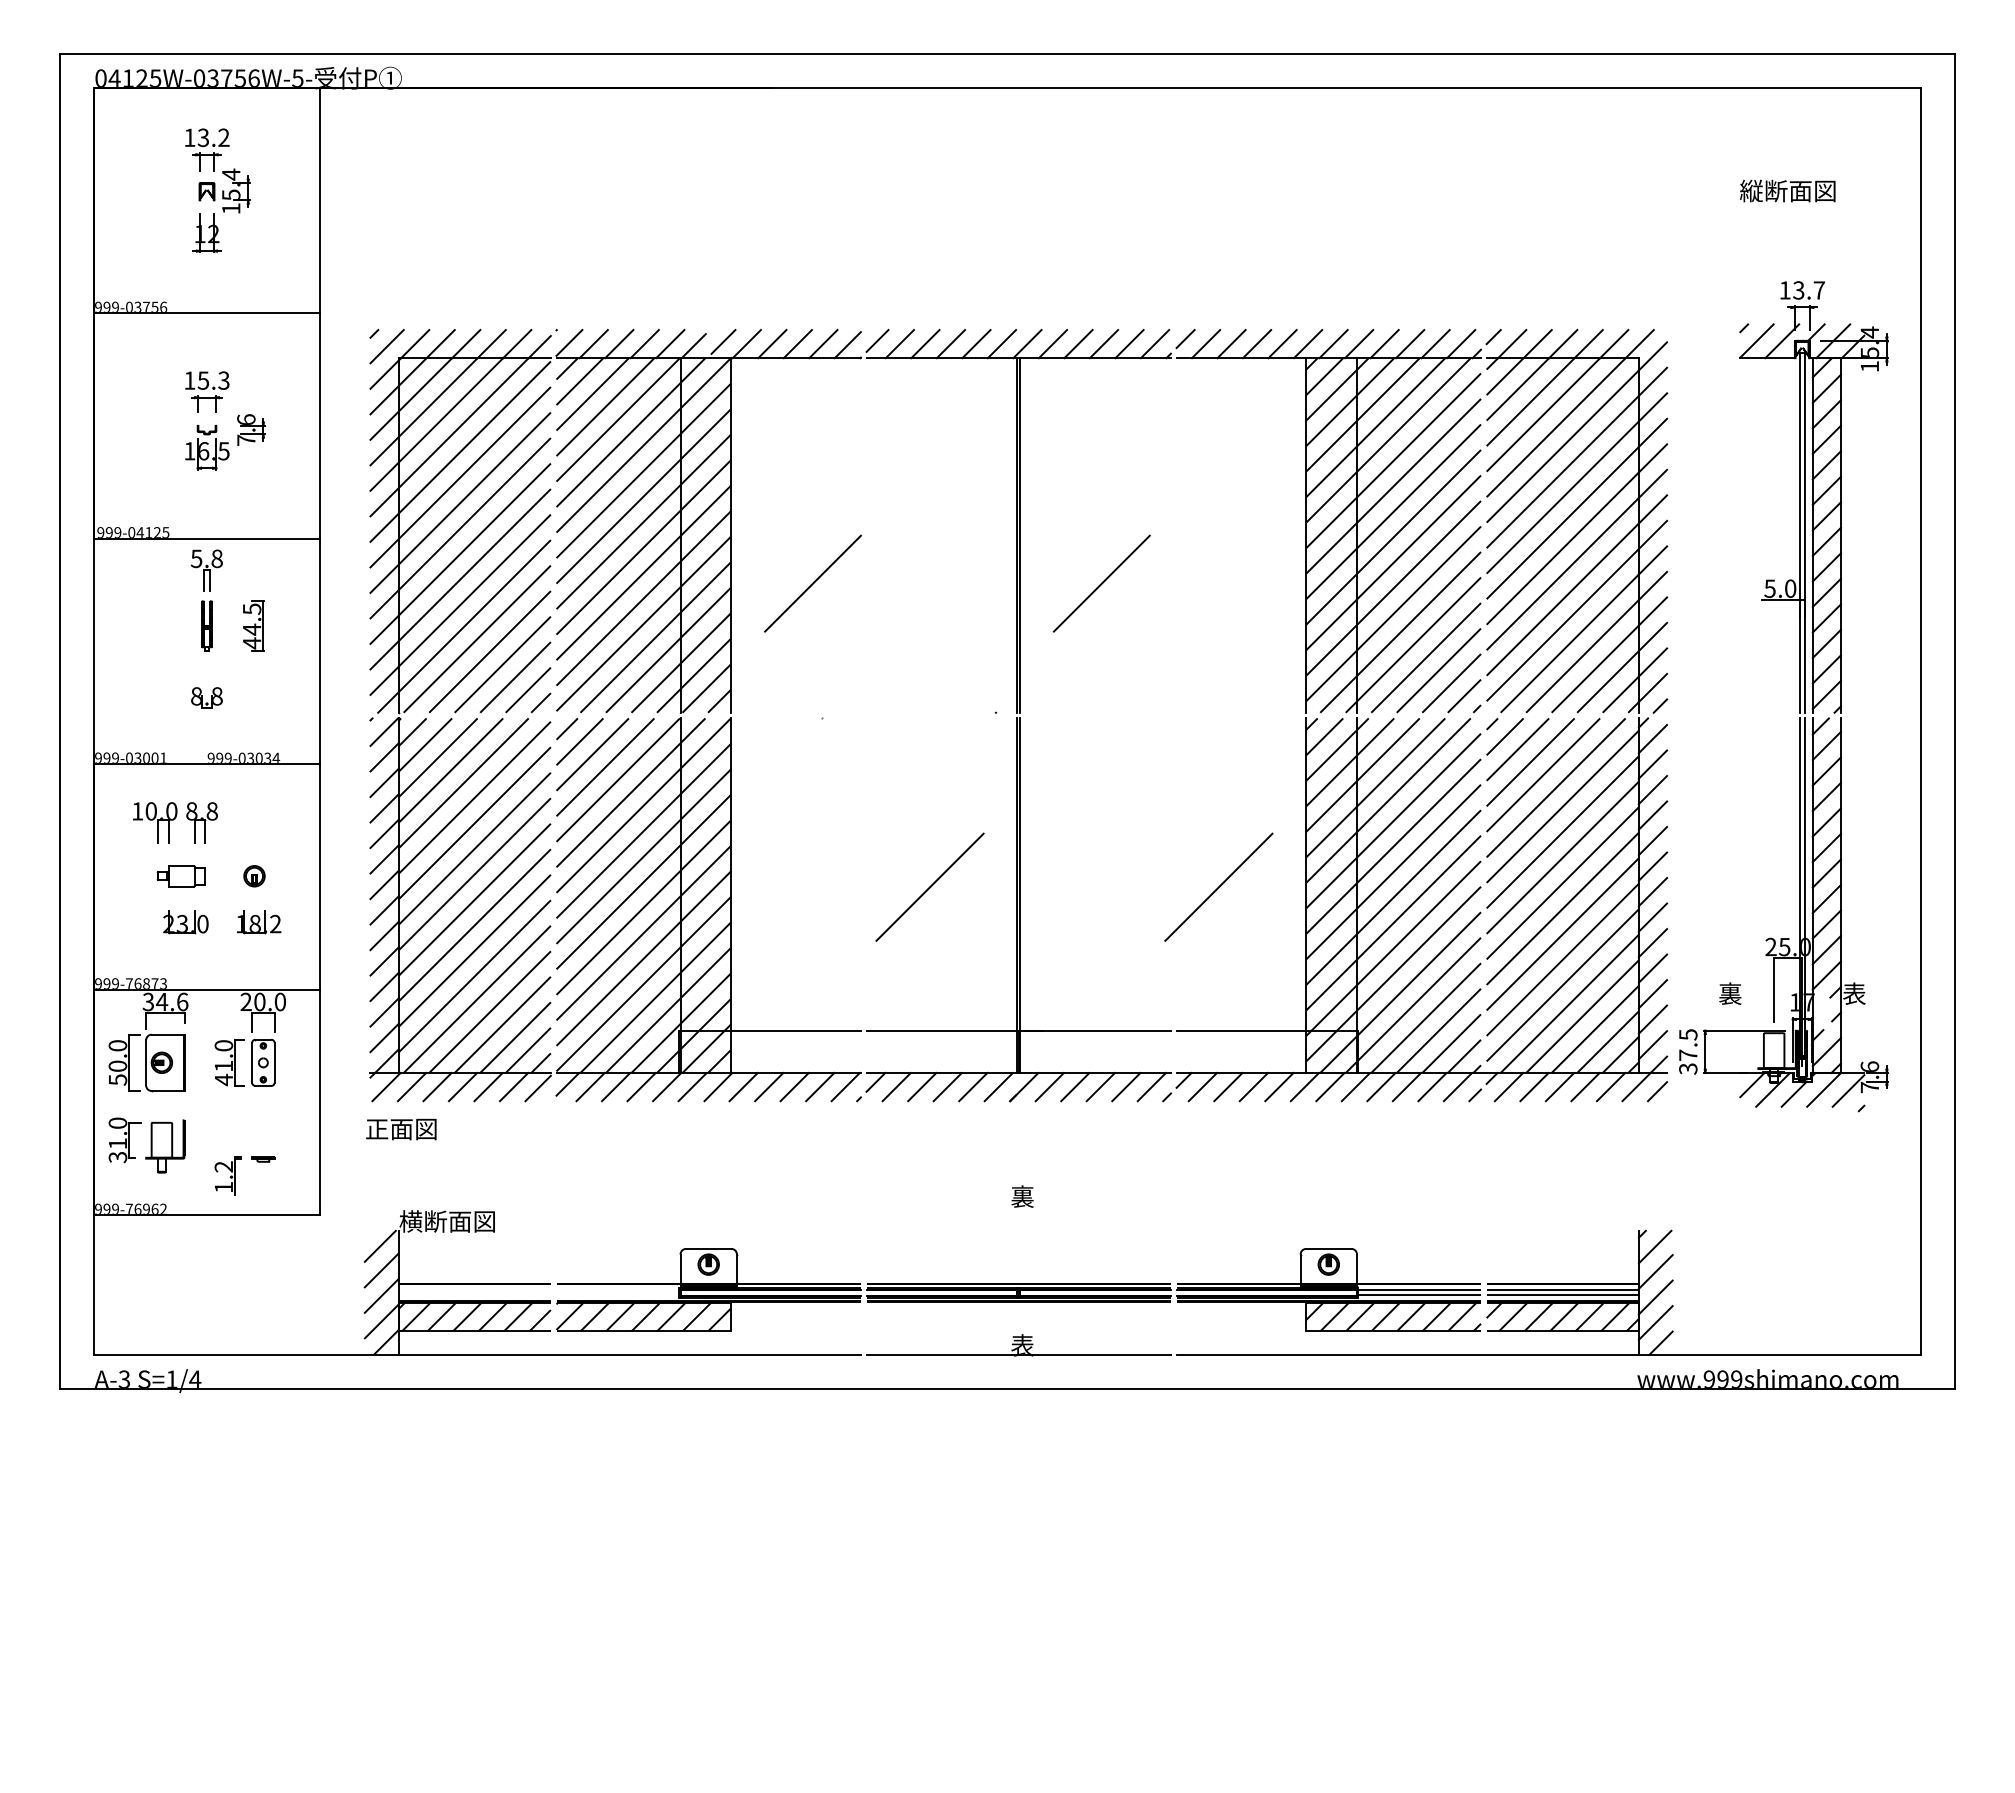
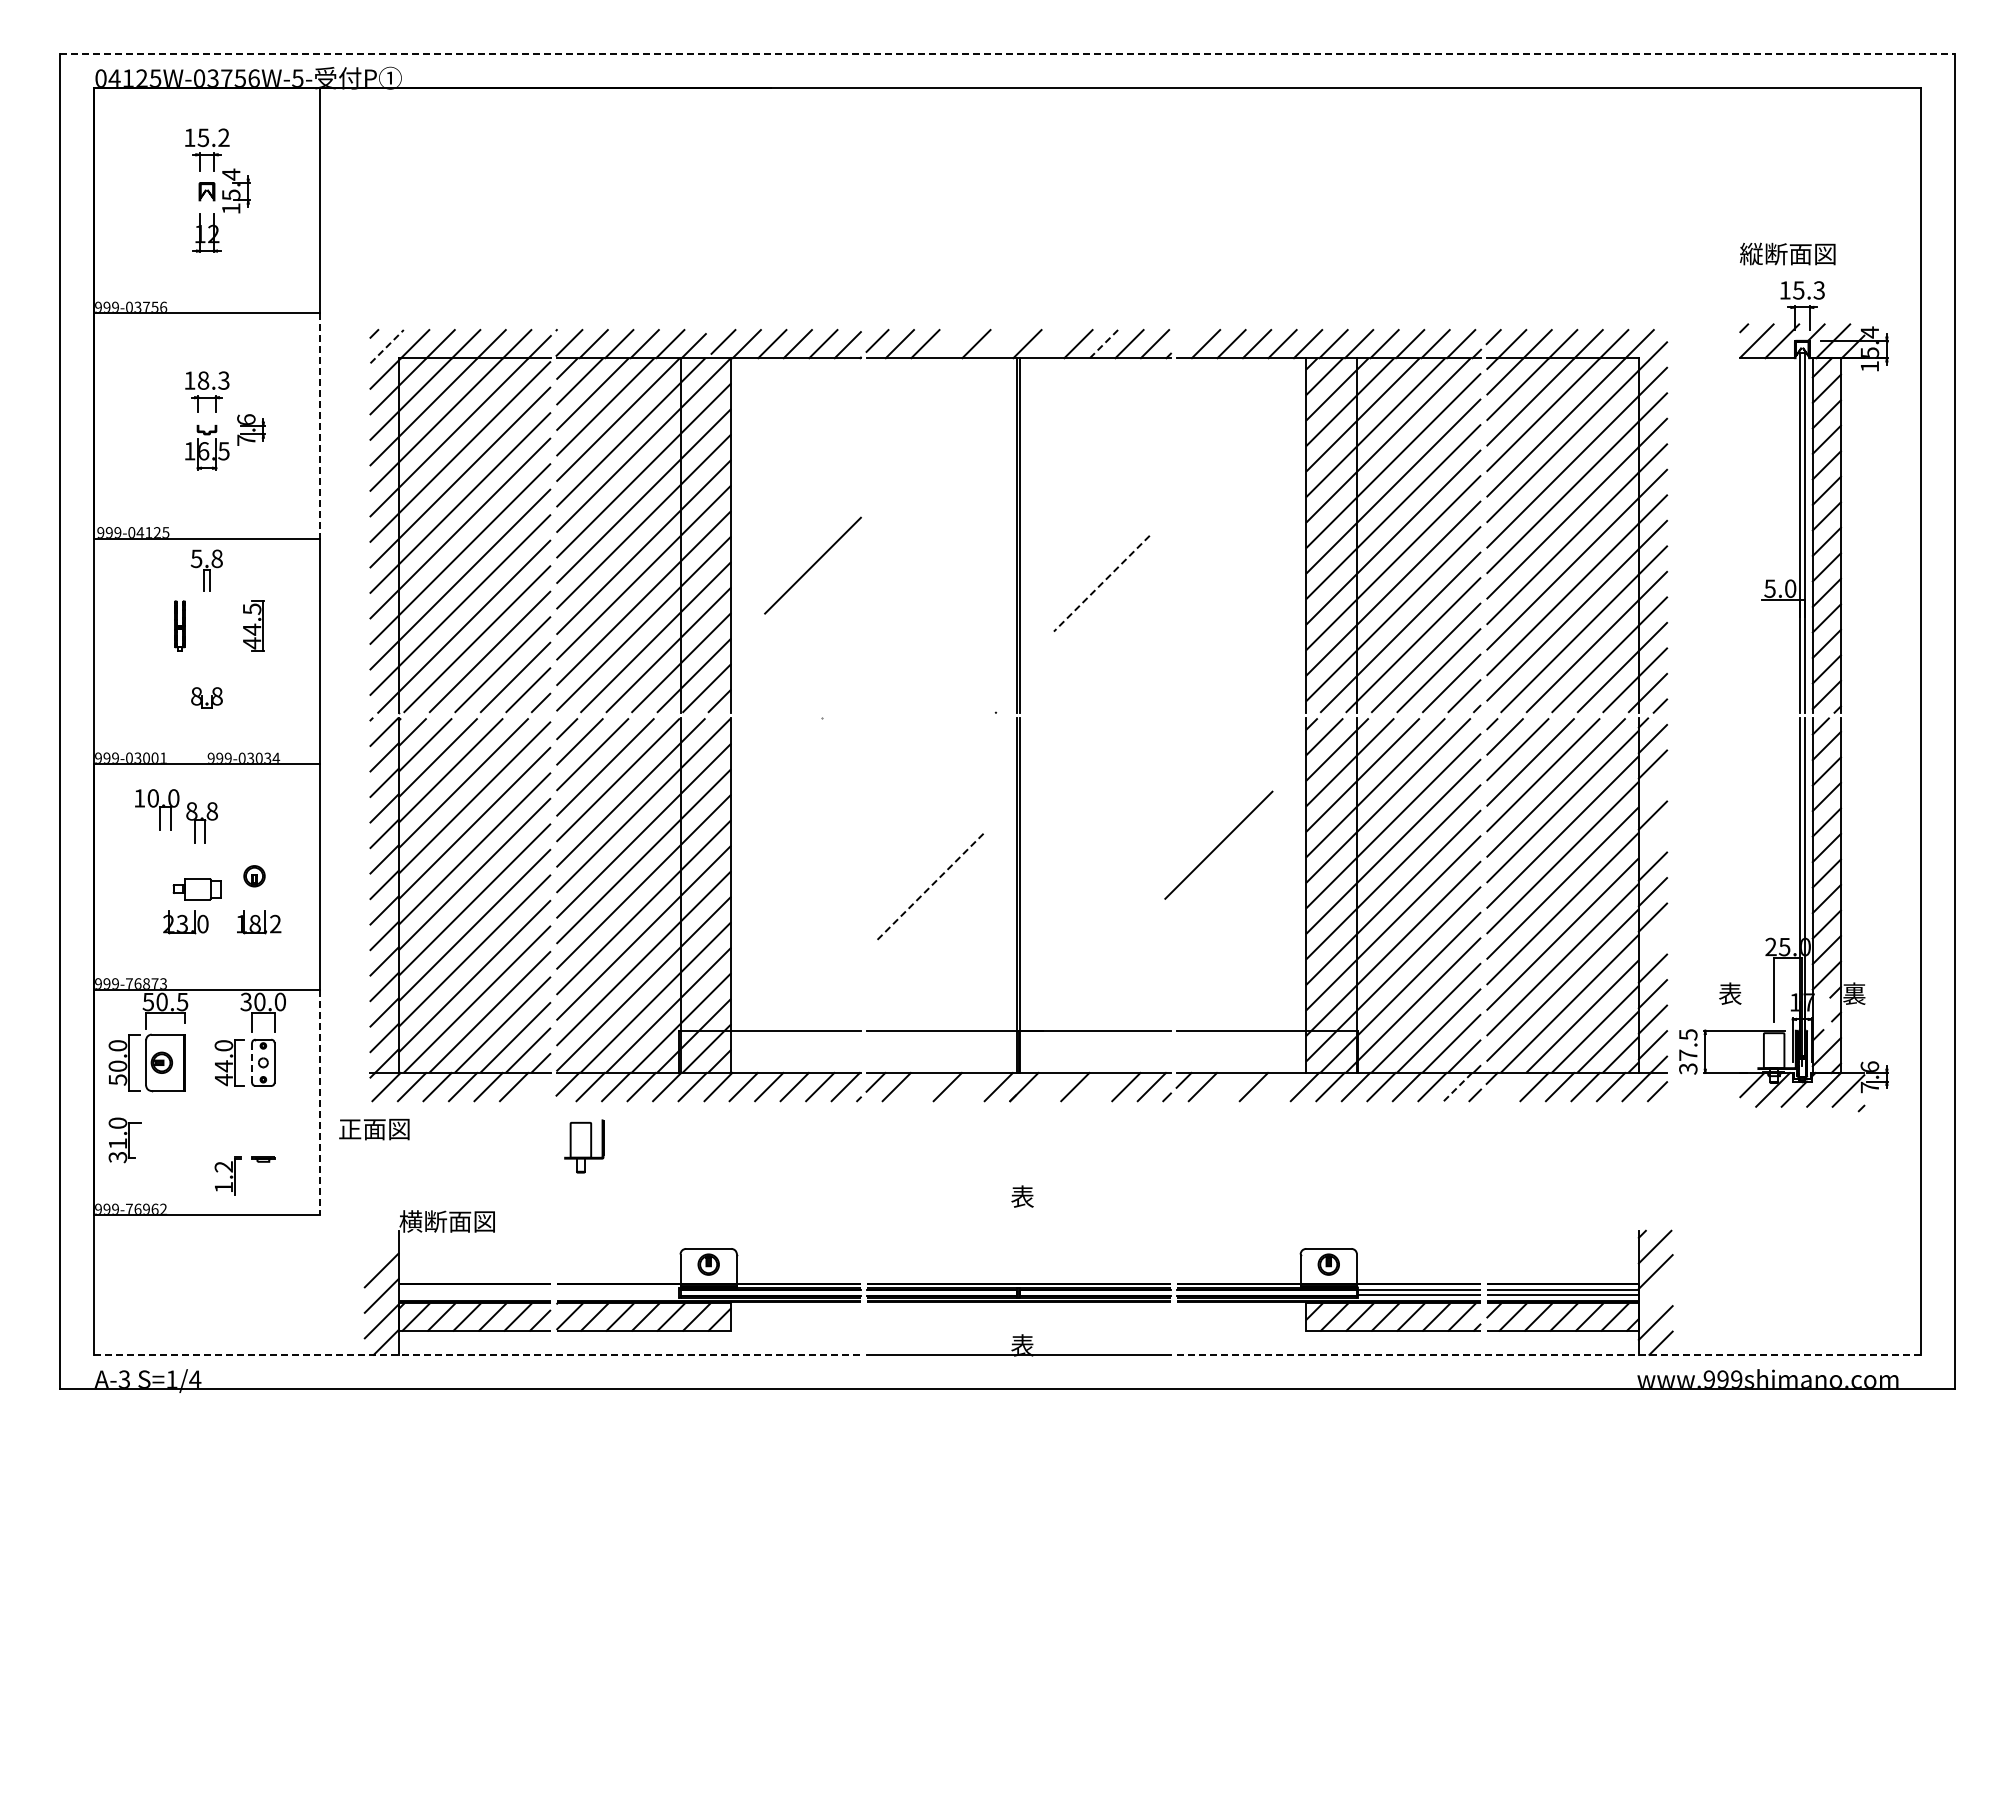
line: solid -> dashed (1007, 53)
text: 13.2 -> 15.2 (203, 137)
text position: (1787, 190) -> (1787, 253) (1787, 253)
text: 13.7 -> 15.3 (1808, 290)
line: present -> none (1185, 339)
line: present -> none (950, 344)
line: present -> none (1001, 344)
line: present -> none (1052, 344)
line: solid -> dashed (1104, 344)
line: solid -> dashed (387, 346)
text: 15.3 -> 18.3 (203, 380)
line: solid -> dashed (319, 425)
line position: (812, 583) -> (812, 565) (812, 565)
line: solid -> dashed (1101, 583)
part position: (206, 625) -> (179, 625) (179, 625)
line: present -> none (1652, 789)
part position: (155, 822) -> (157, 809) (157, 809)
line: present -> none (1652, 841)
part position: (180, 876) -> (196, 889) (196, 889)
line position: (1218, 886) -> (1218, 844) (1218, 844)
line: solid -> dashed (930, 887)
line: present -> none (1652, 943)
text: 裏 -> 表 (1730, 994)
text: 表 -> 裏 (1854, 994)
text: 34.6 -> 50.5 (165, 1001)
text: 20.0 -> 30.0 (245, 1002)
line: solid -> dashed (252, 1062)
text: 41.0 -> 44.0 (223, 1066)
line: present -> none (922, 1087)
line: present -> none (973, 1087)
line: present -> none (1049, 1087)
line: present -> none (1100, 1087)
line: present -> none (1228, 1087)
line: present -> none (1279, 1087)
line: solid -> dashed (1457, 1087)
line: present -> none (1508, 1087)
line: present -> none (537, 1088)
line: solid -> dashed (319, 1102)
text position: (401, 1129) -> (374, 1129) (374, 1129)
part position: (165, 1146) -> (584, 1146) (584, 1146)
text: 裏 -> 表 (1022, 1197)
line: present -> none (379, 1245)
line: present -> none (1655, 1297)
line: solid -> dashed (478, 1354)
line: solid -> dashed (1549, 1354)
